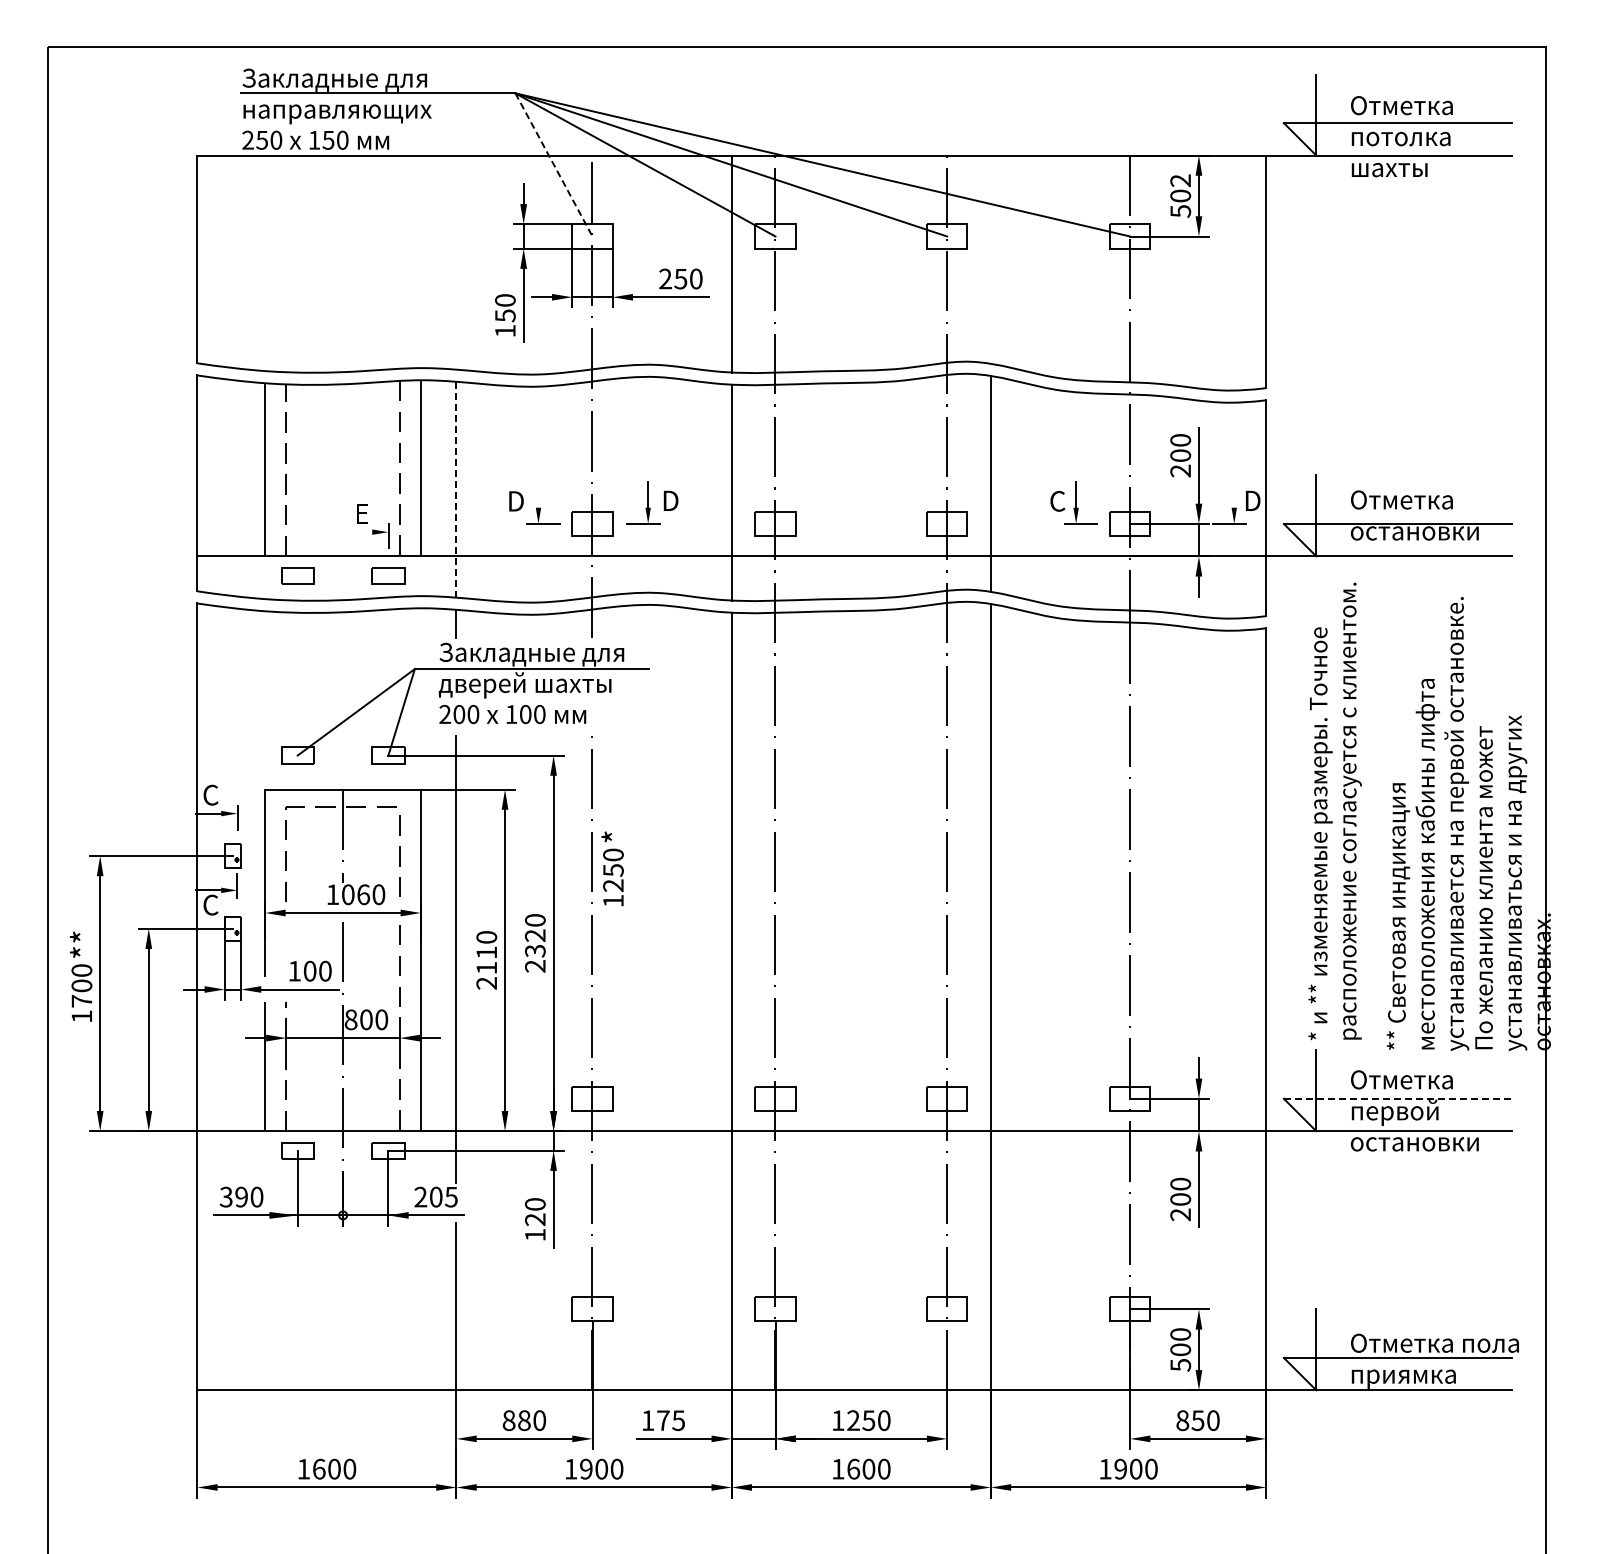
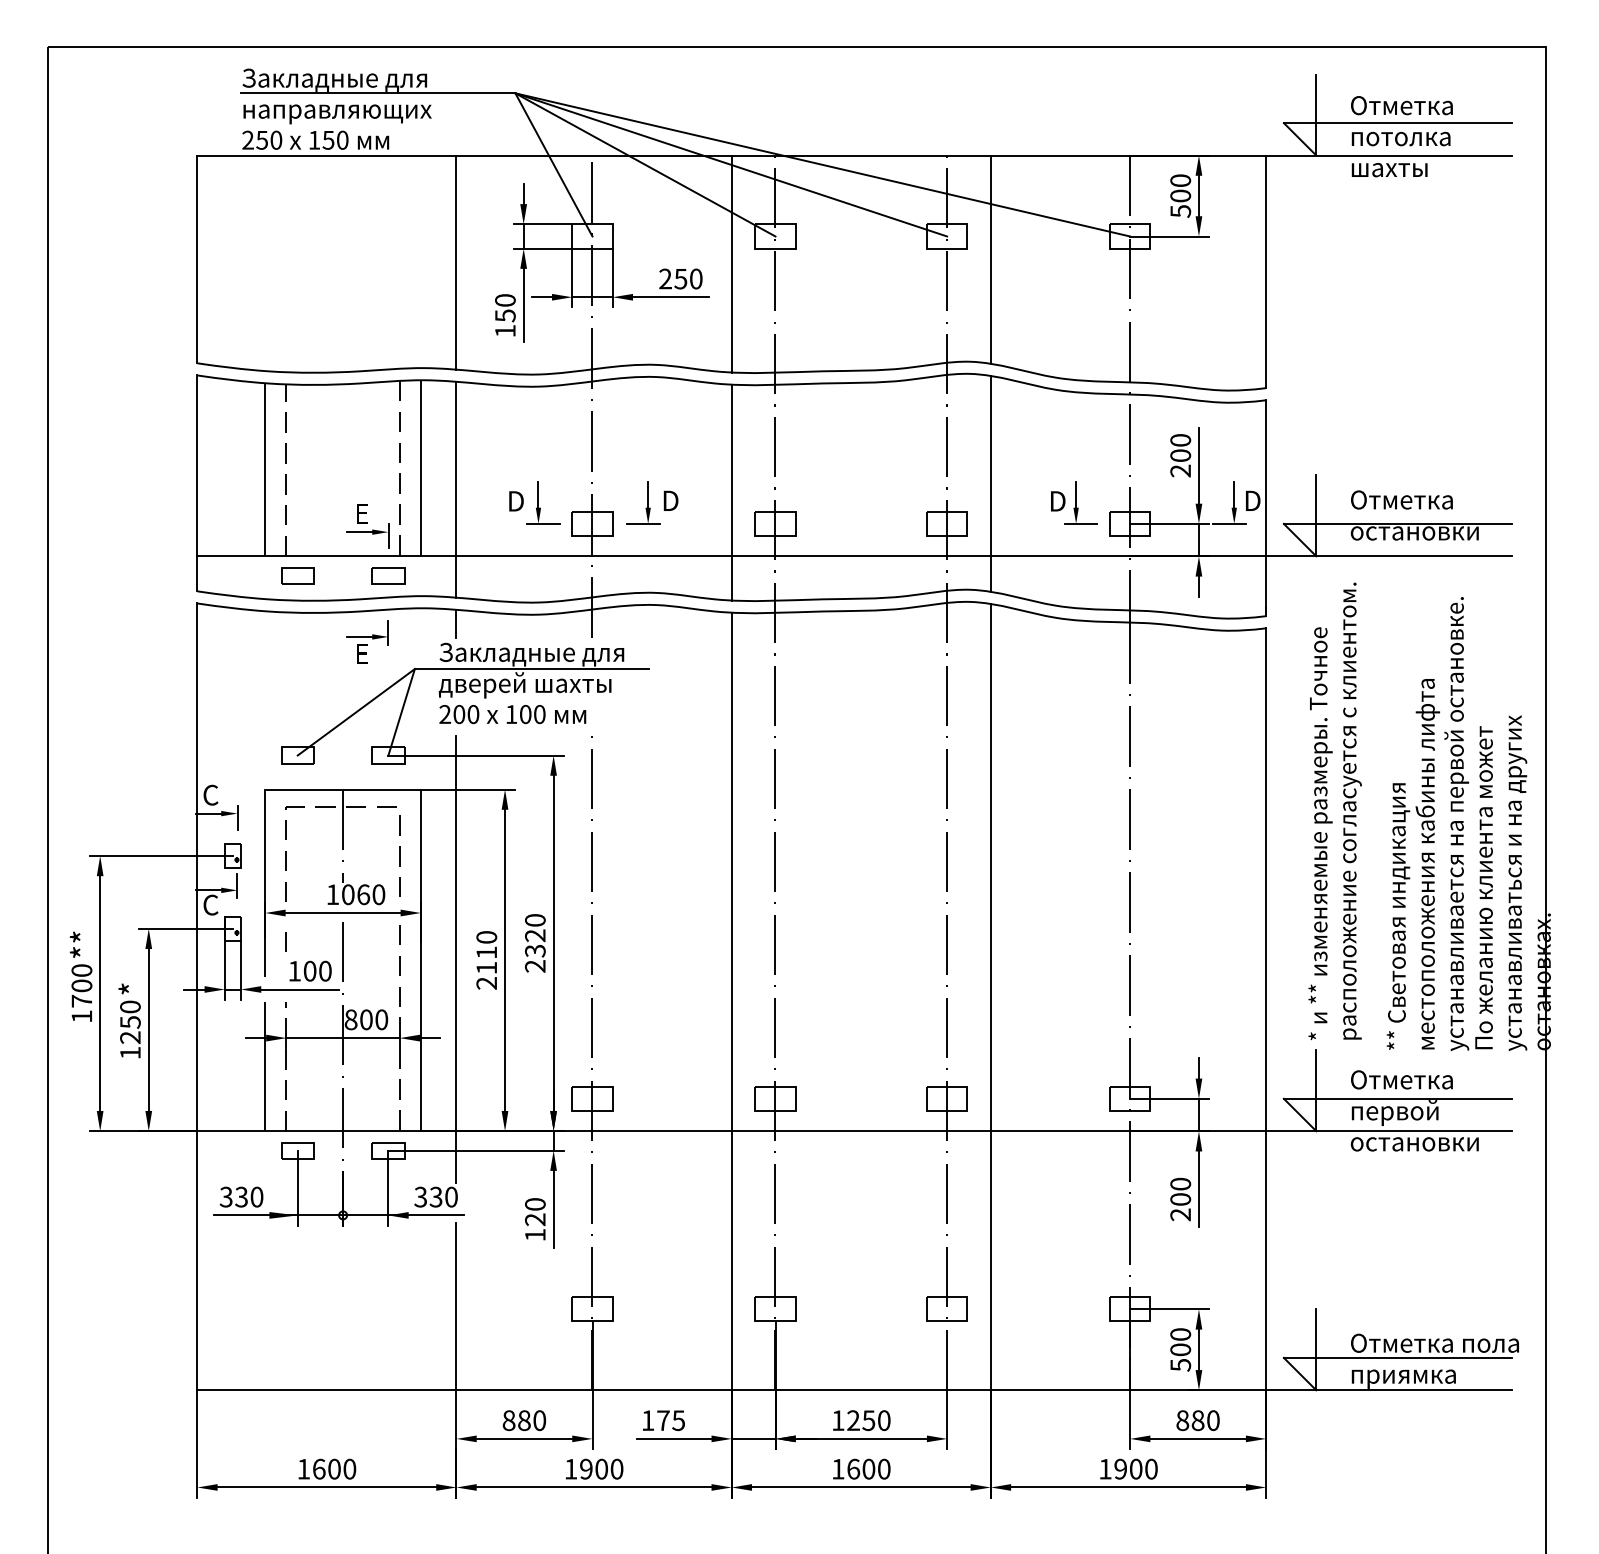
line: dashed -> solid (554, 165)
text: 502 -> 500 (1180, 180)
line: none -> present (990, 259)
line: none -> present (456, 262)
line: dashed -> solid (456, 489)
line: none -> present (538, 494)
line: none -> present (1234, 494)
text: C -> D (1057, 501)
line: none -> present (359, 532)
part: none -> present (367, 641)
text position: (612, 868) -> (129, 1020) (129, 1020)
line: none -> present (285, 941)
line: dashed -> solid (1398, 1098)
text: 205 -> 330 (435, 1196)
text: 390 -> 330 (241, 1197)
text: 850 -> 880 (1197, 1420)
